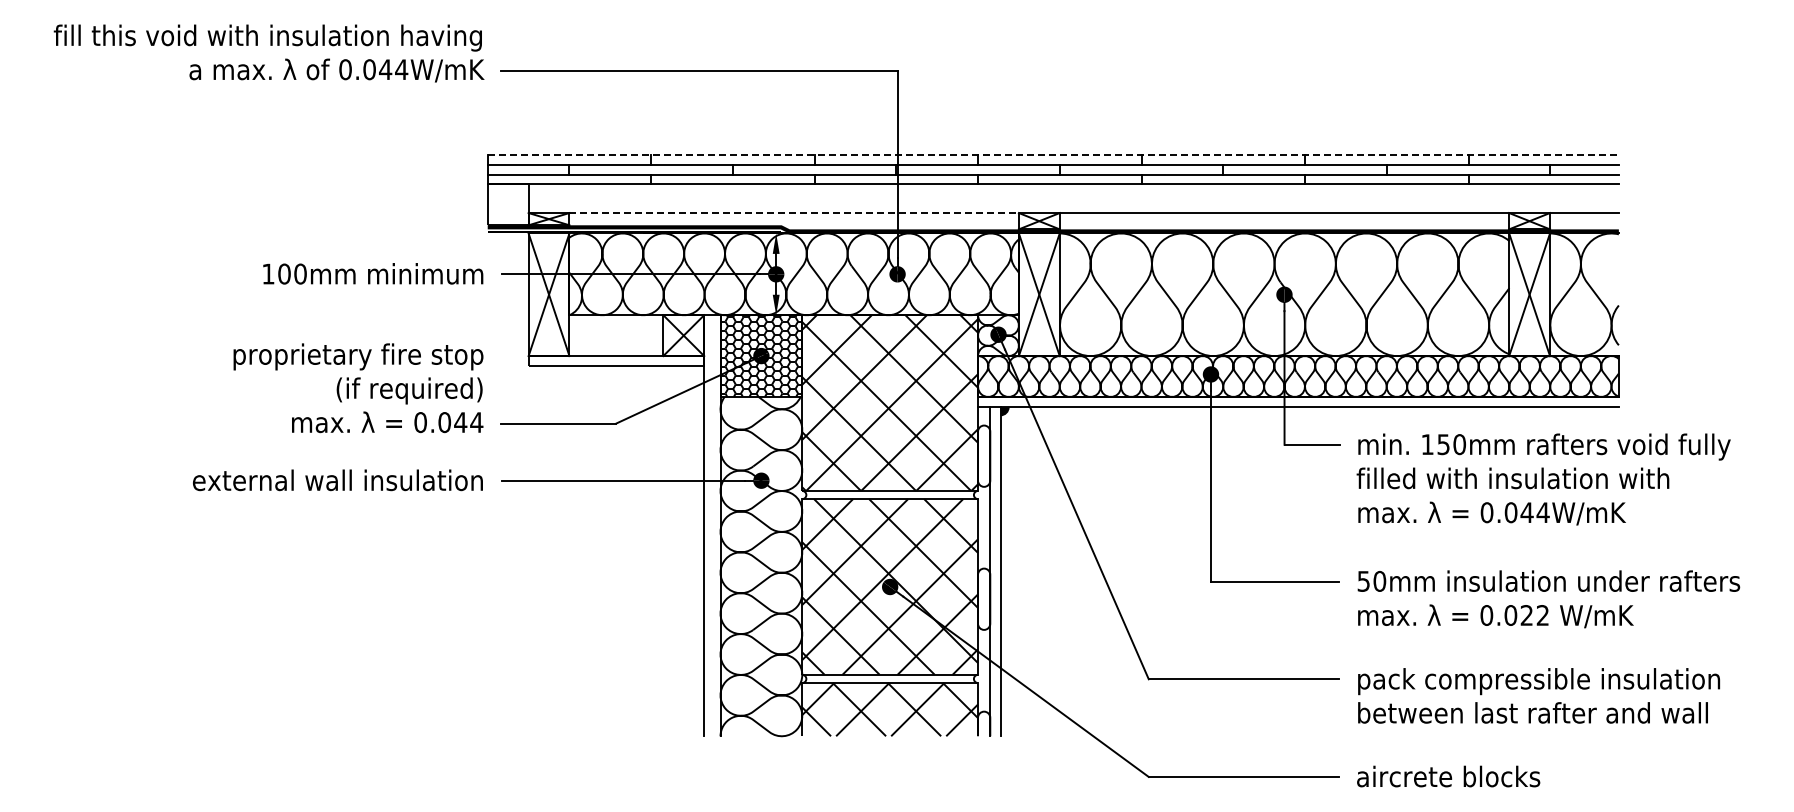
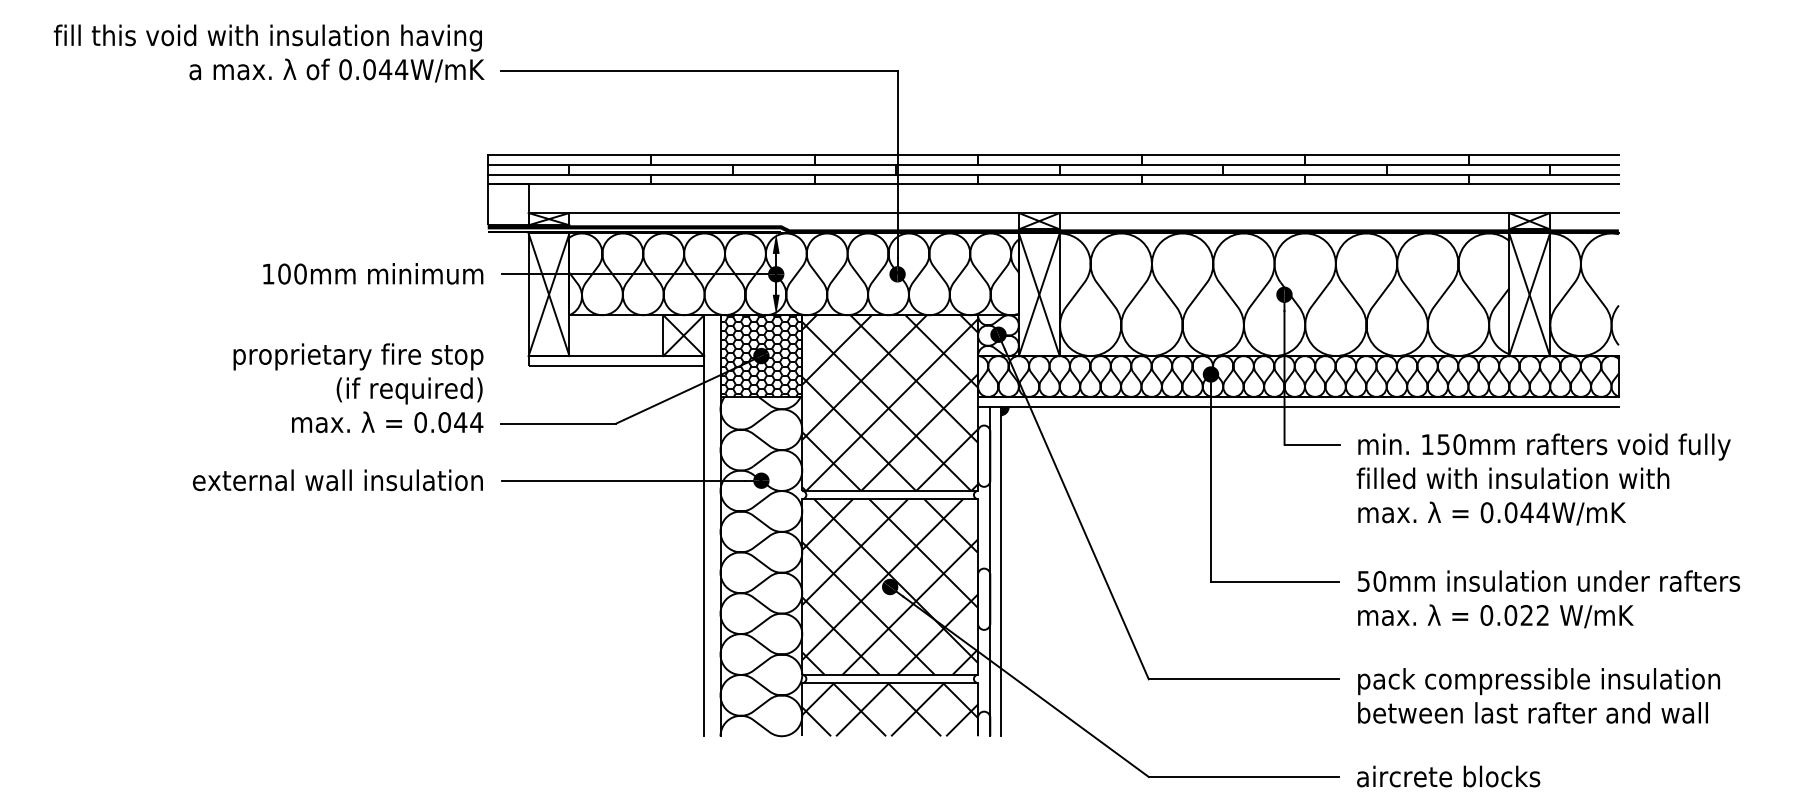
line: dashed -> solid (1053, 155)
line: dashed -> solid (794, 213)
